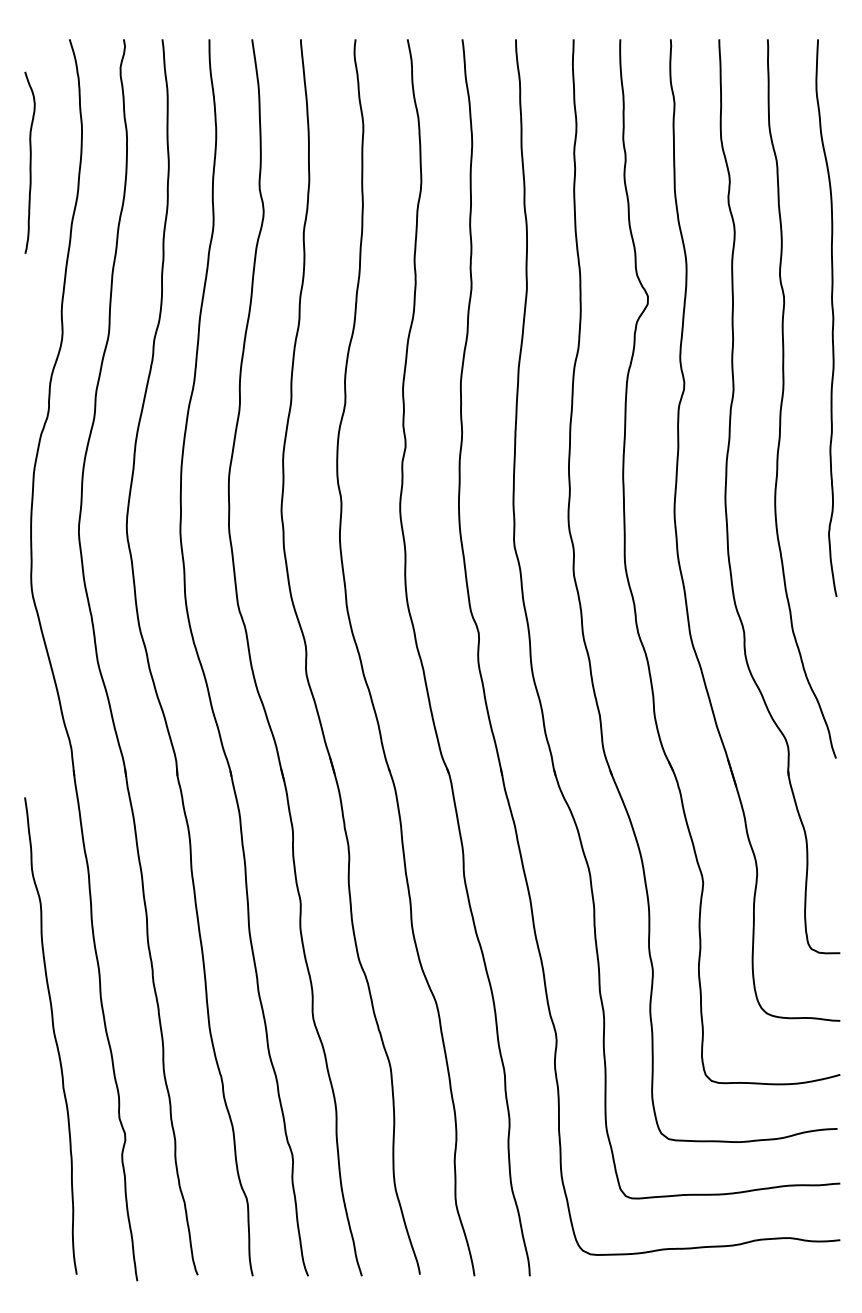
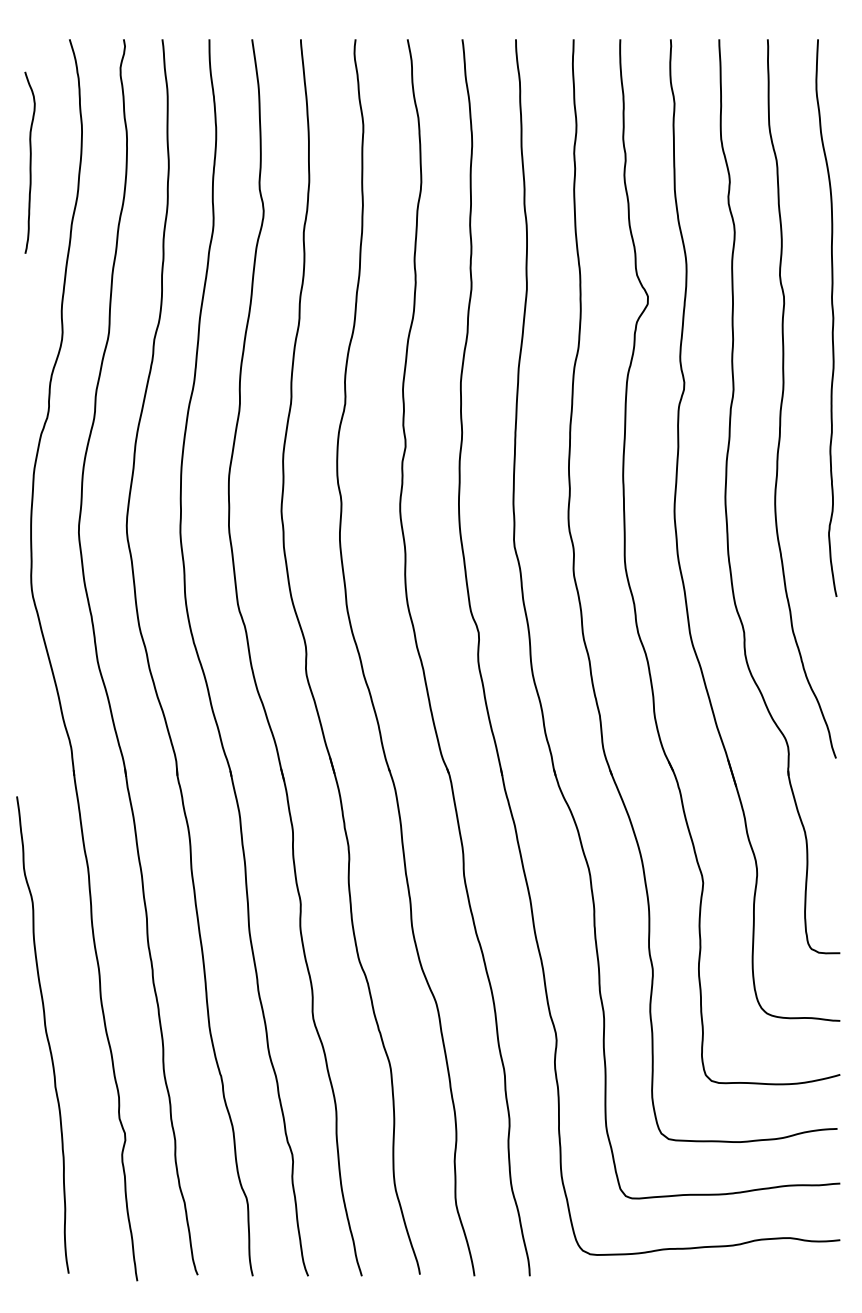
curve position: (53, 1035) -> (45, 1034) (45, 1034)
